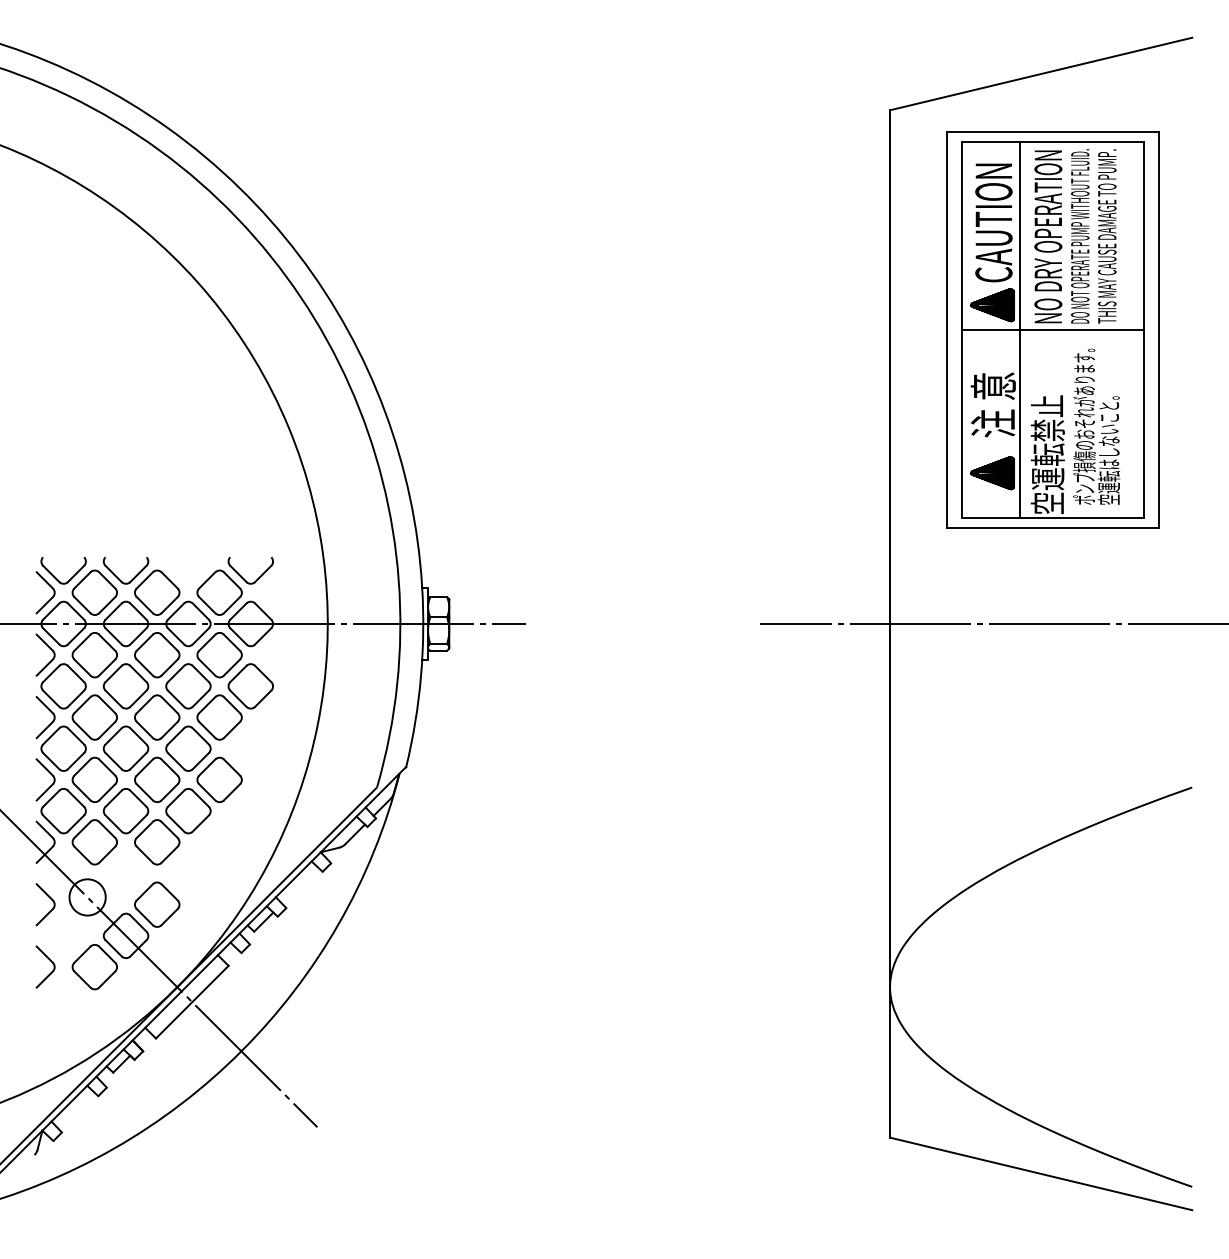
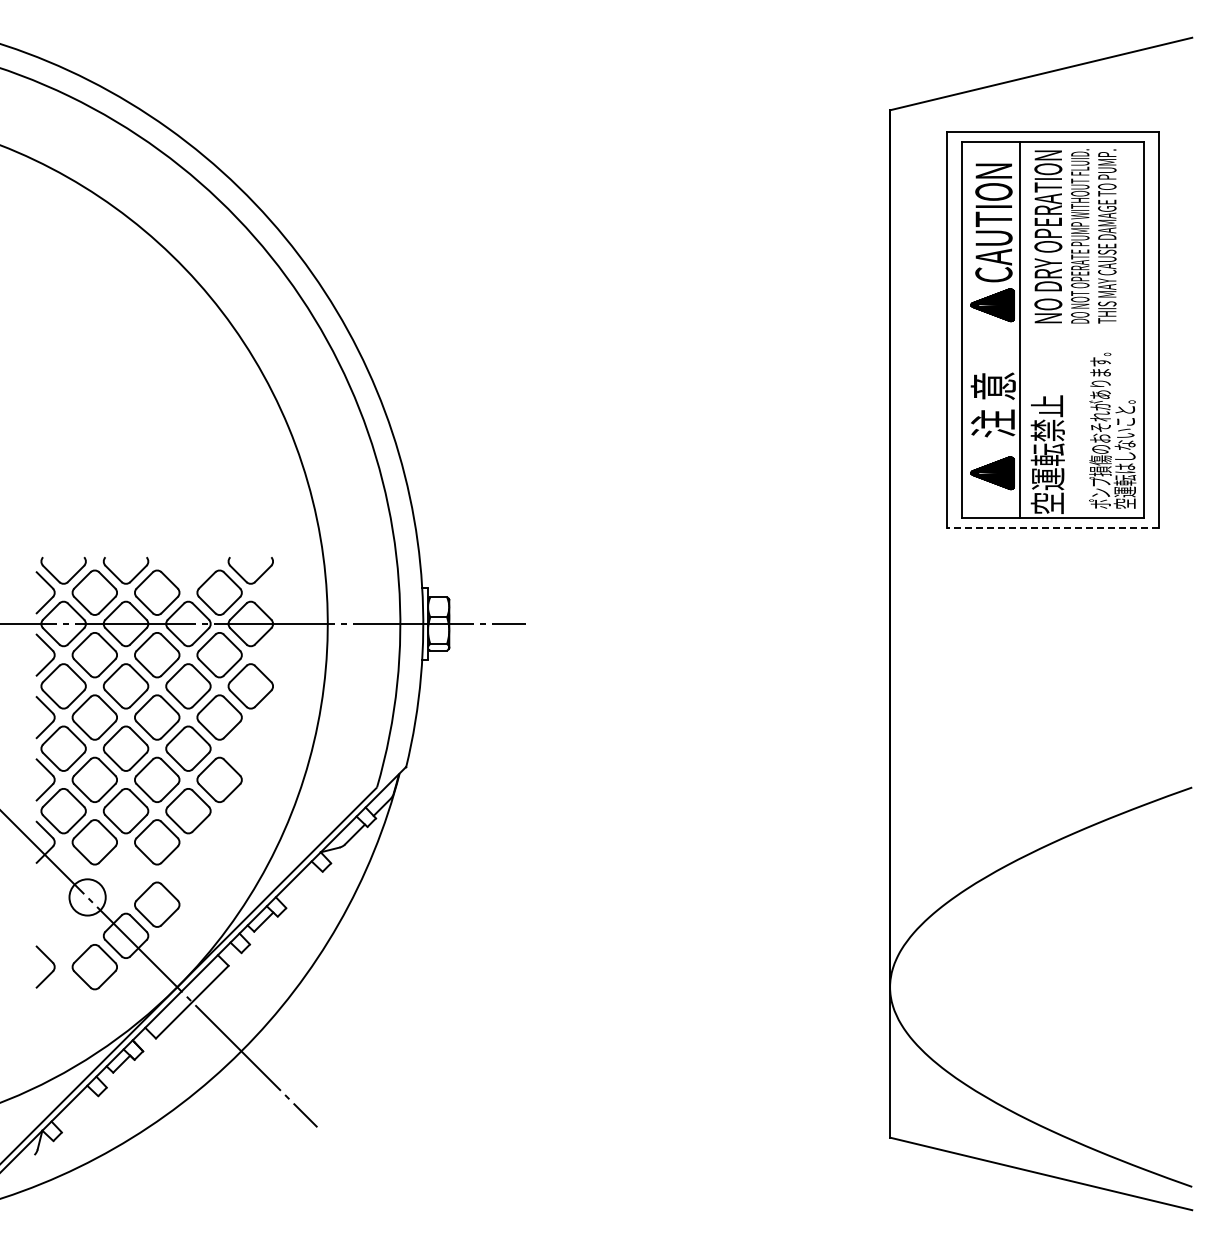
line: present -> none (1052, 329)
text position: (1096, 426) -> (1112, 430) (1112, 430)
line: solid -> dashed (1053, 527)
line: present -> none (992, 623)
part: present -> none (50, 899)
